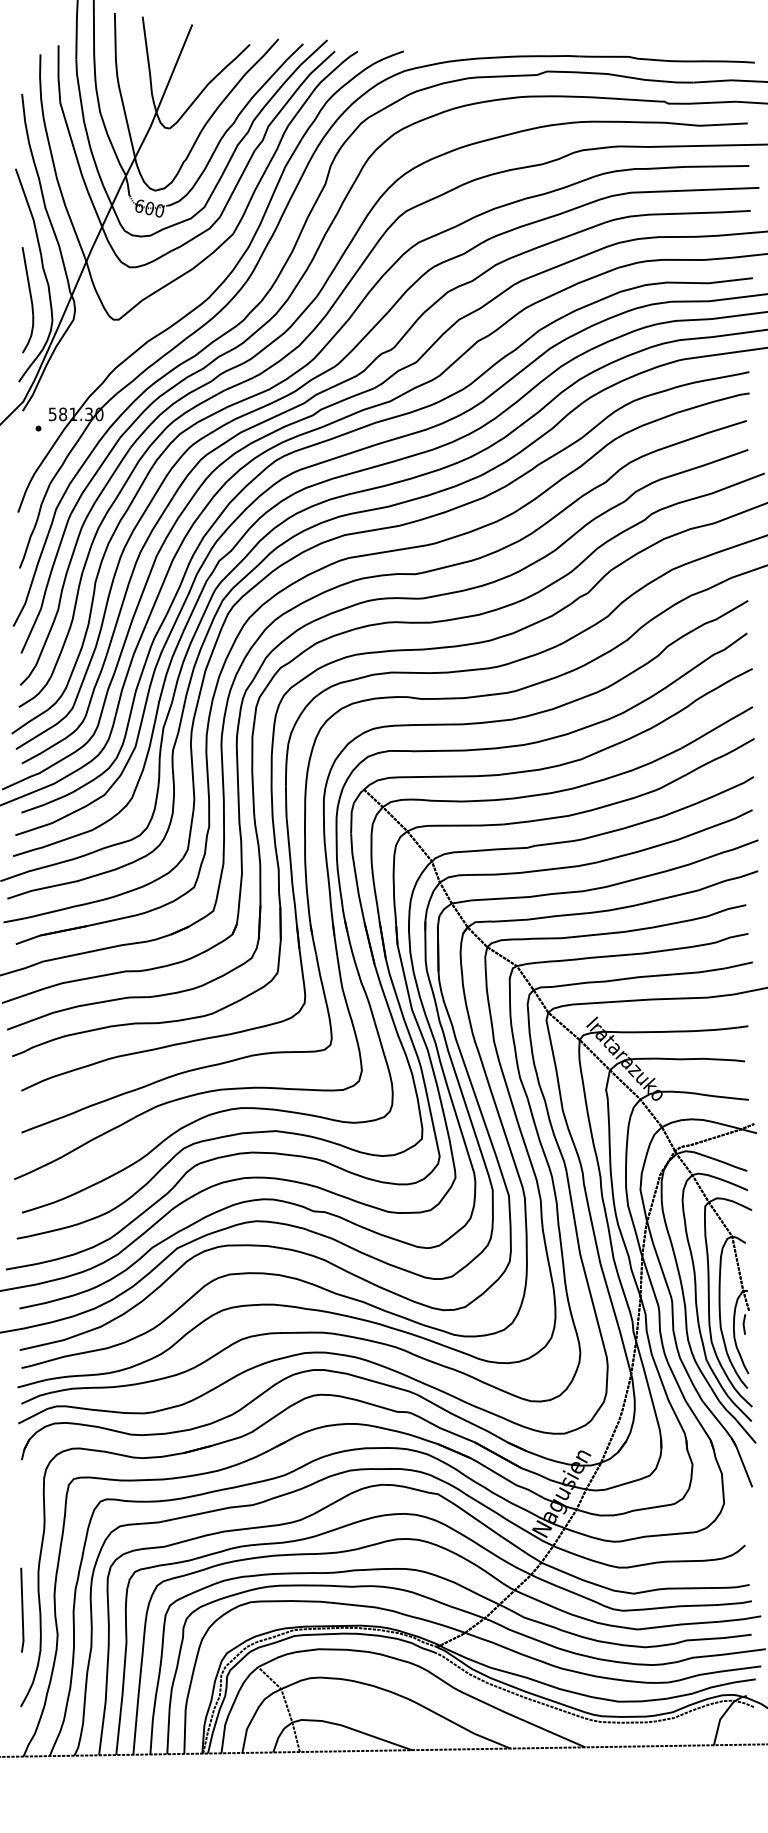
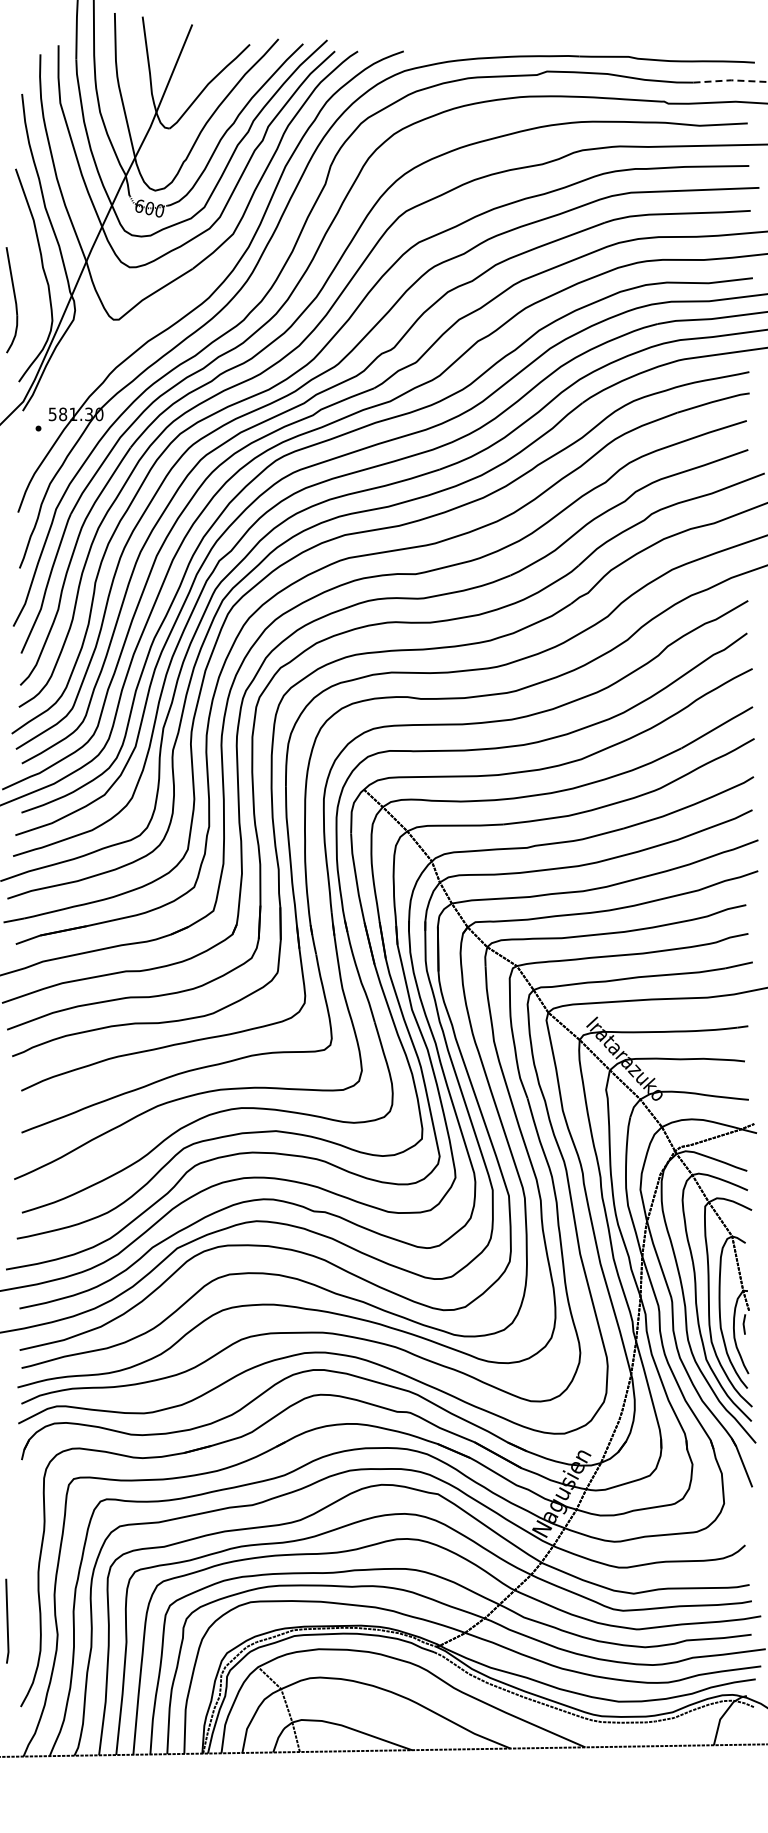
line: solid -> dashed (731, 80)
part position: (27, 300) -> (11, 300) (11, 300)
line position: (22, 1609) -> (7, 1620) (7, 1620)
